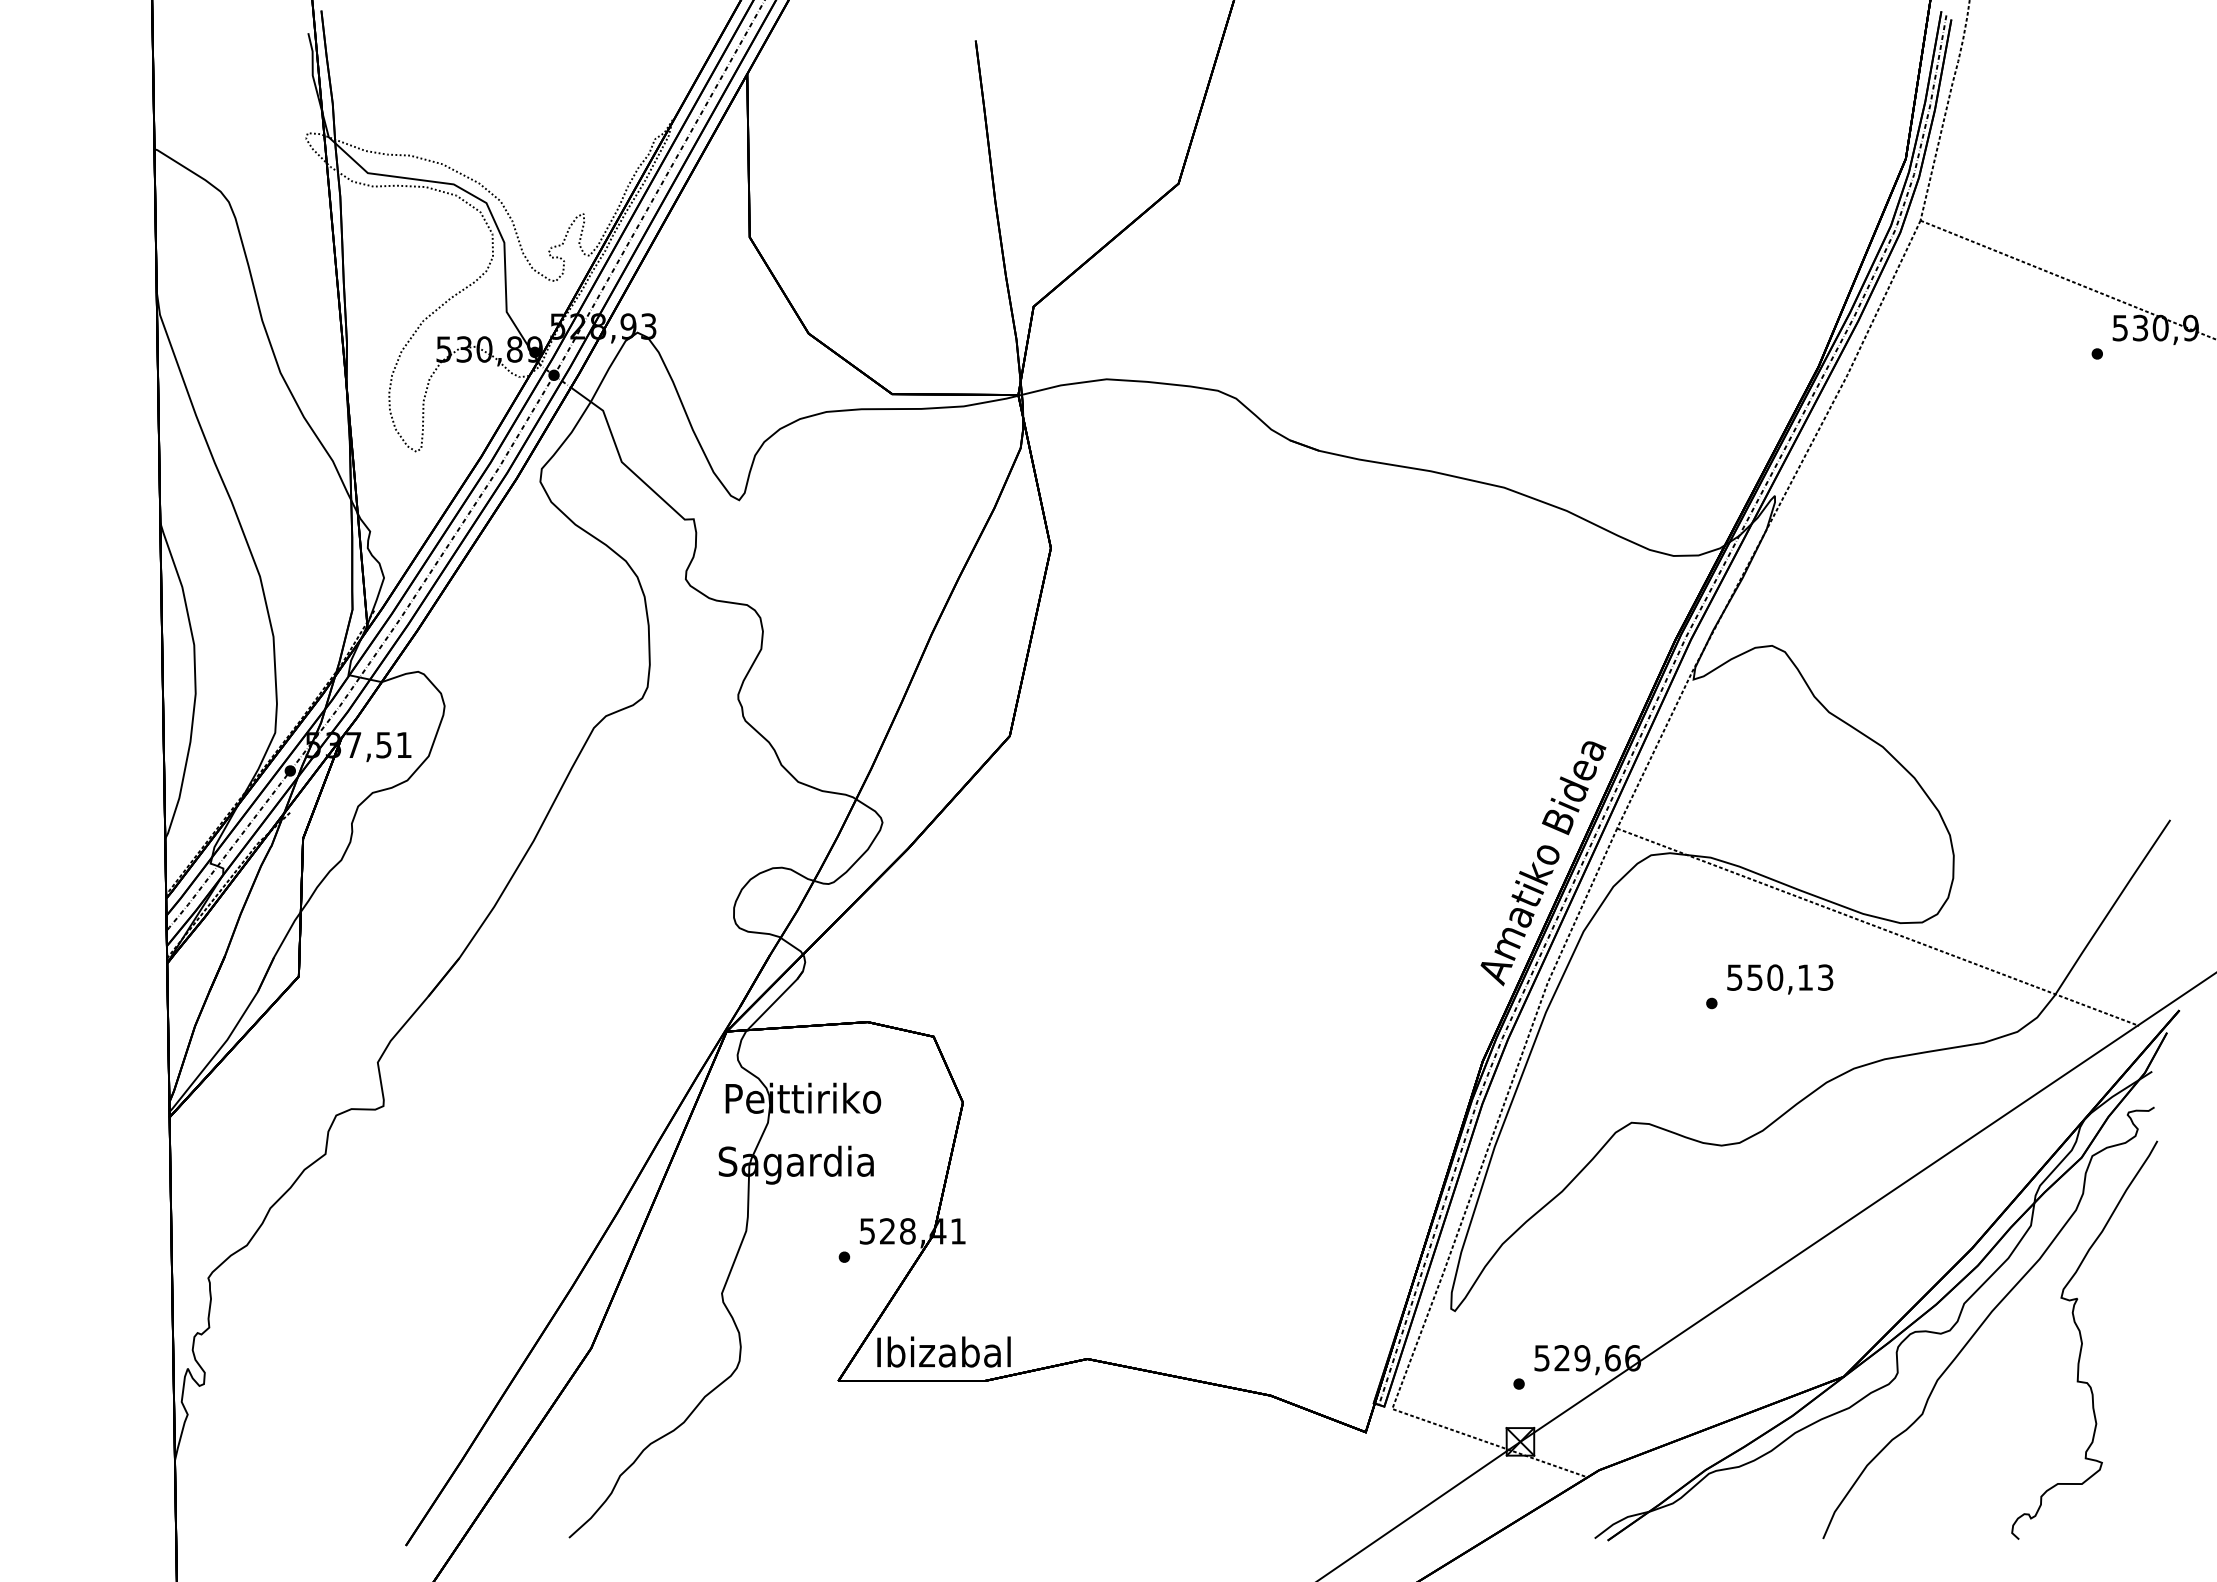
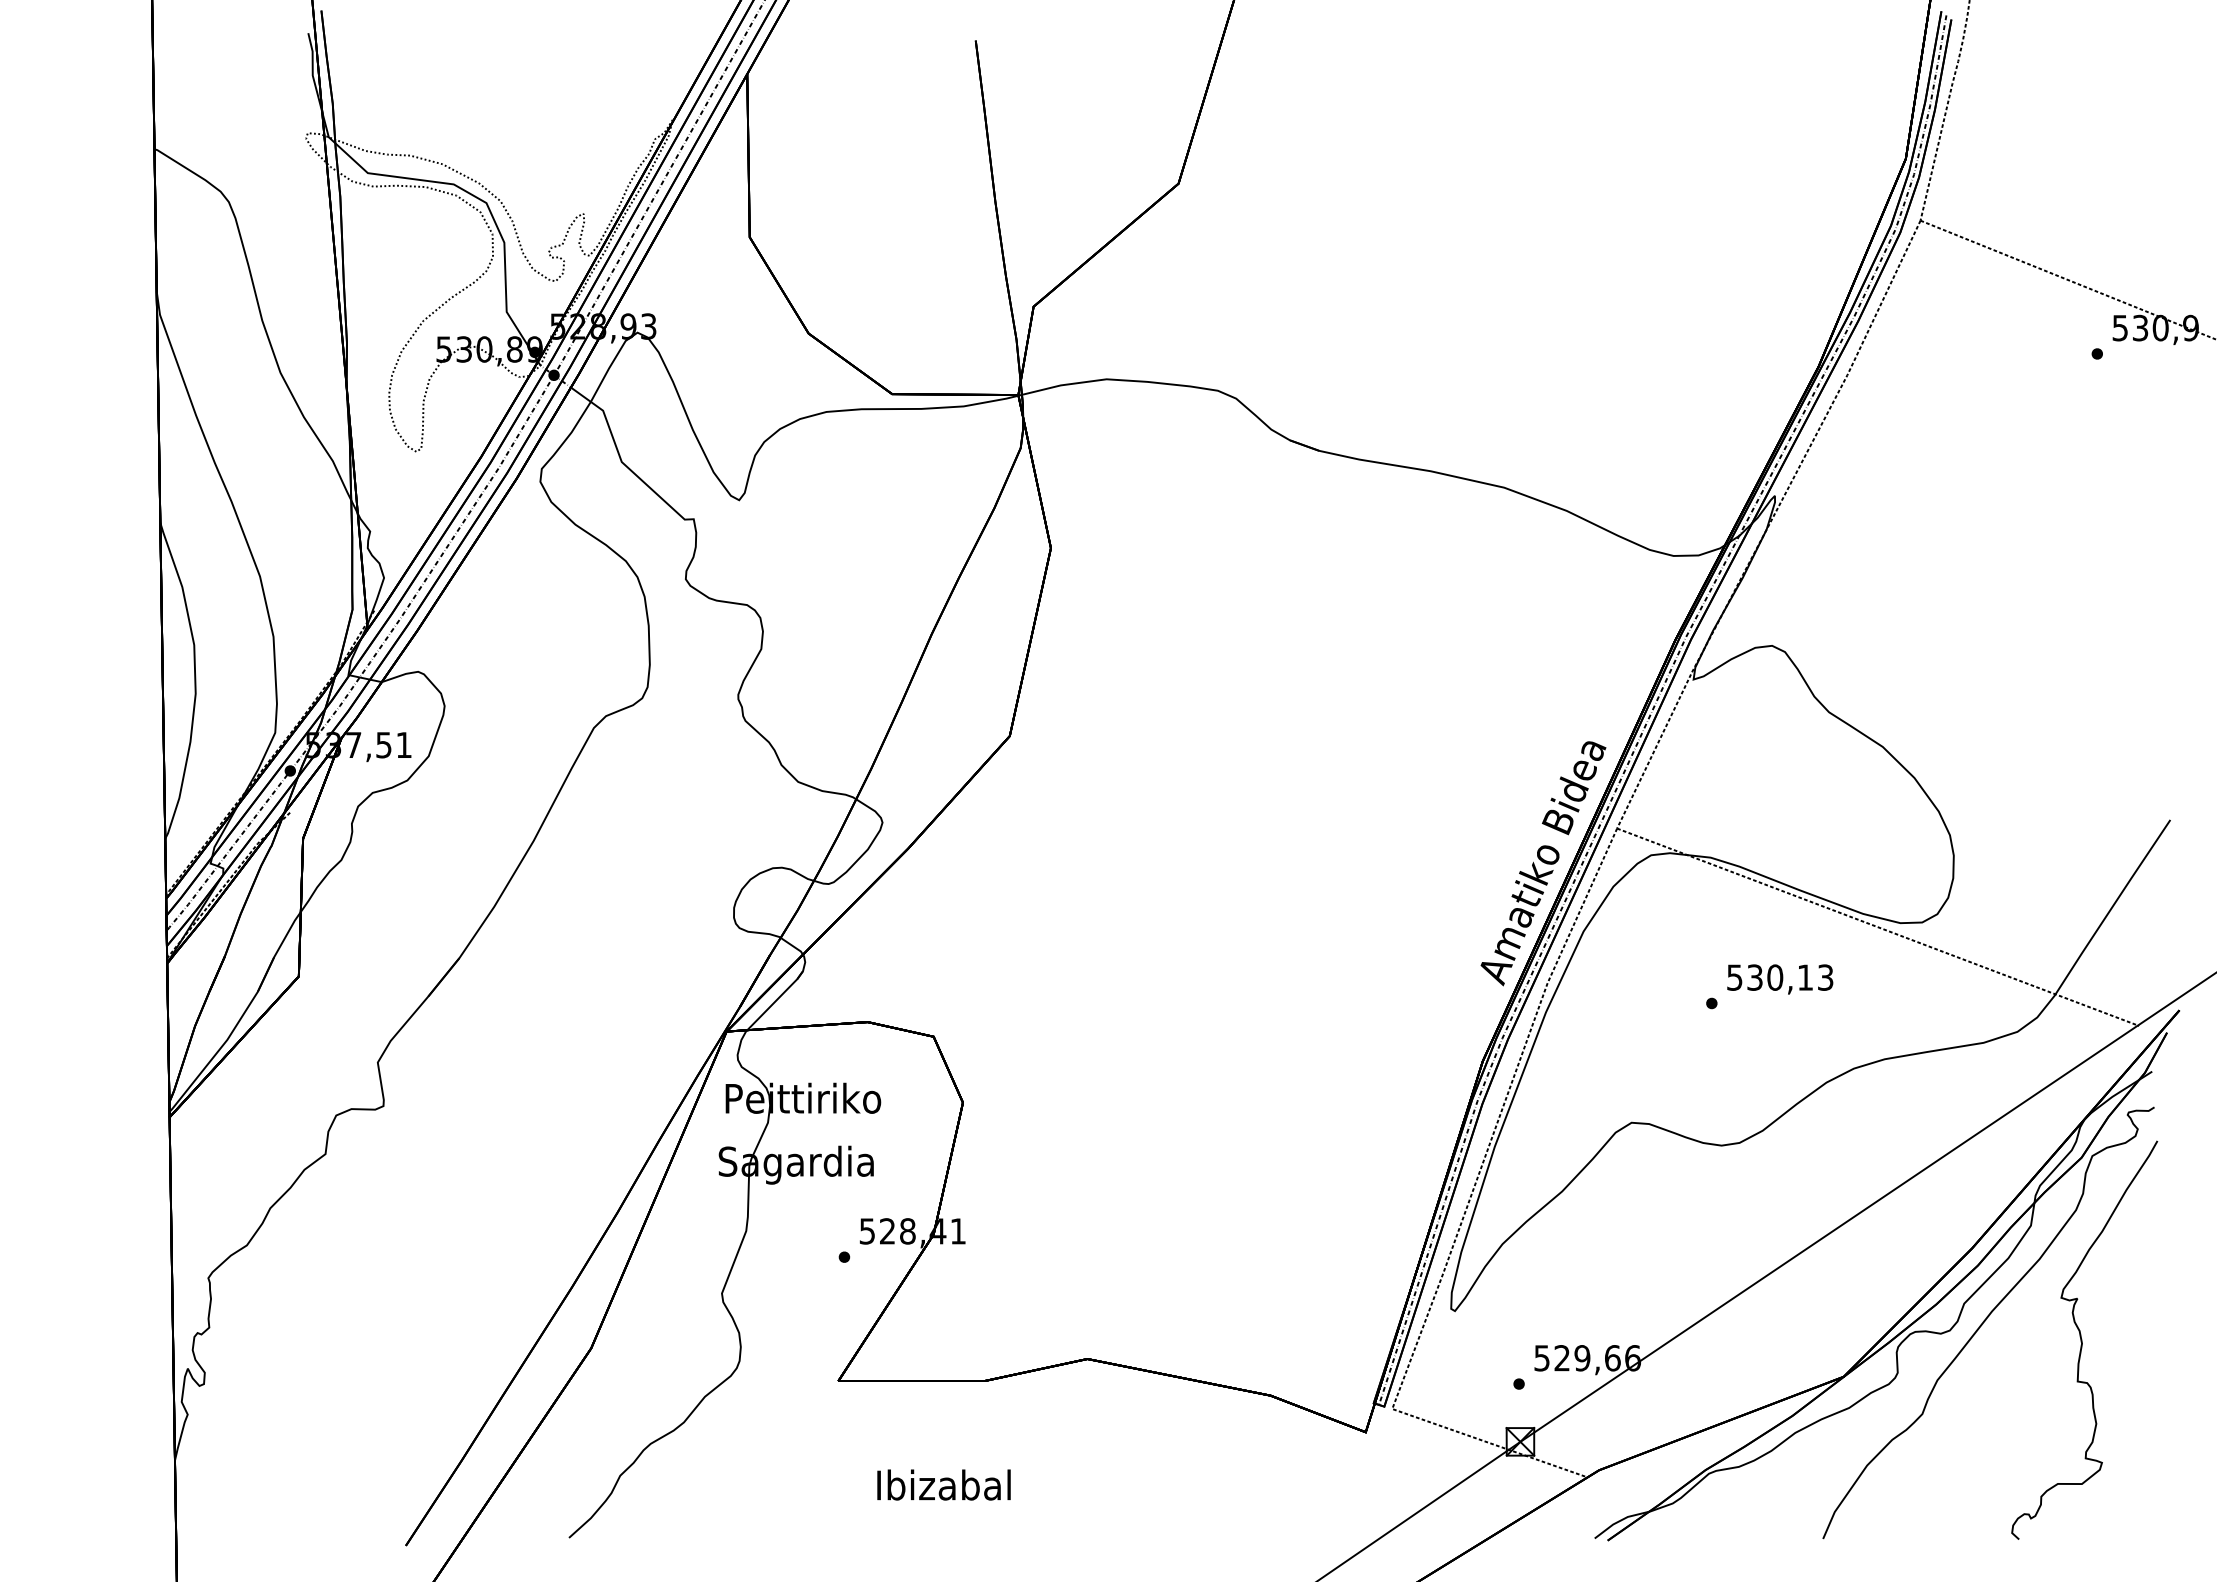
text: 550,13 -> 530,13 (1755, 977)
text position: (943, 1351) -> (943, 1484) (943, 1484)
